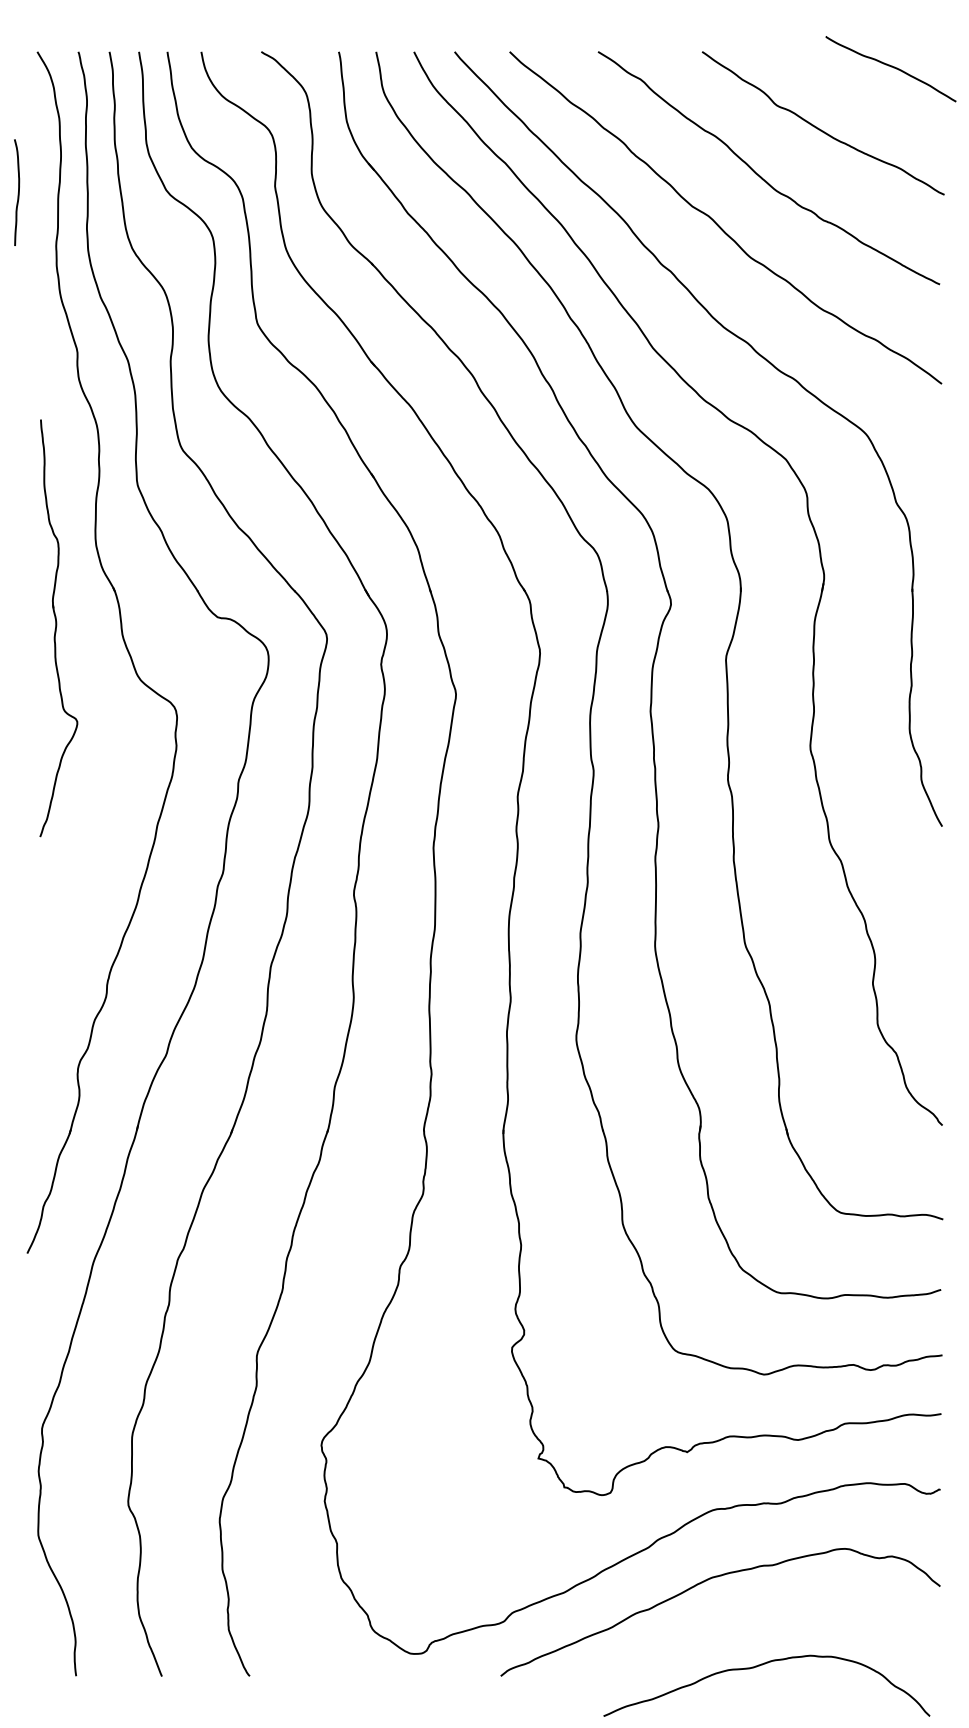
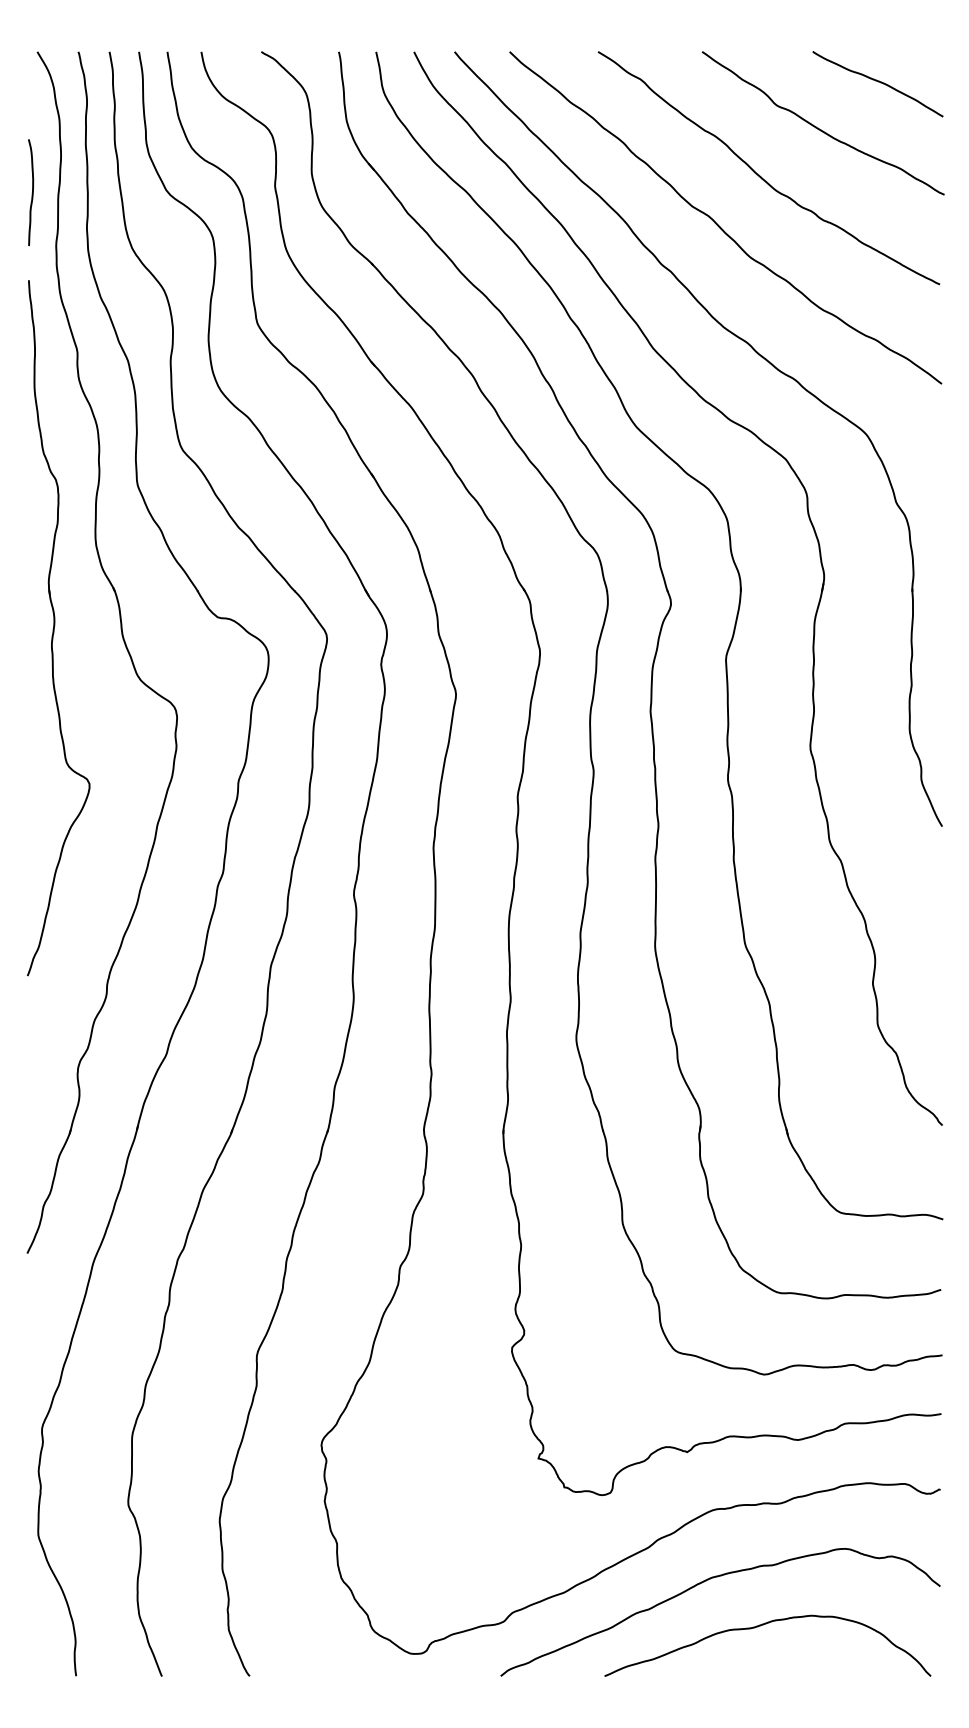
curve position: (891, 67) -> (878, 82) (878, 82)
curve position: (18, 192) -> (32, 192) (32, 192)
part size: 40x419 px -> 64x697 px (58, 628)
curve position: (759, 1666) -> (760, 1626) (760, 1626)
